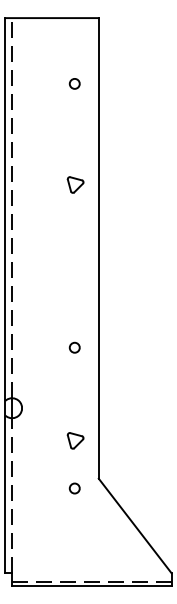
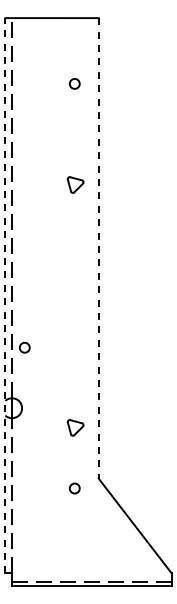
line: solid -> dashed (98, 248)
line: solid -> dashed (5, 295)
circle position: (74, 347) -> (24, 347) (24, 347)
part position: (75, 440) -> (75, 427) (75, 427)
